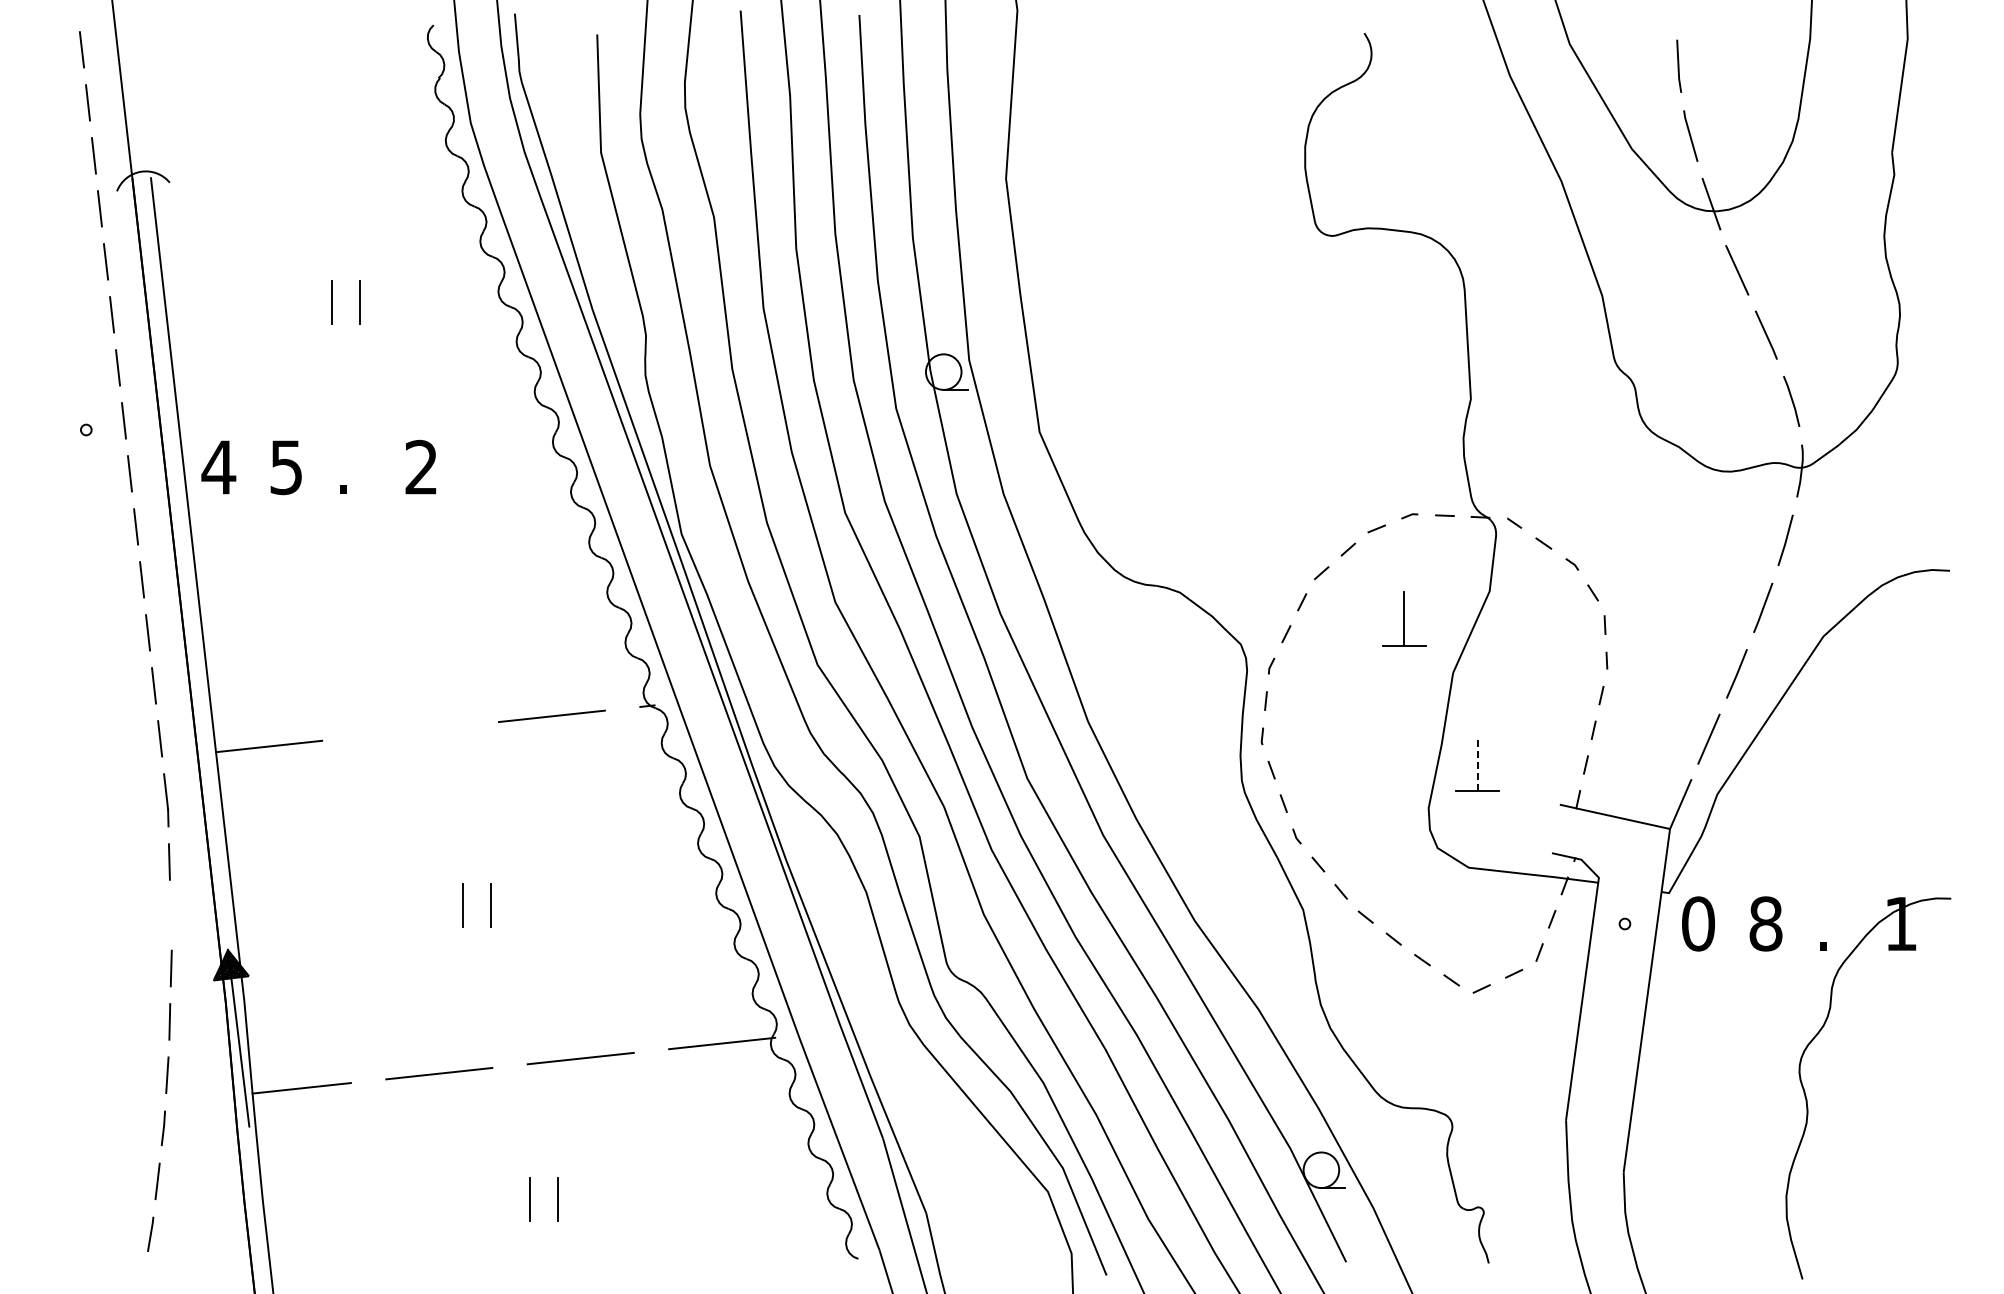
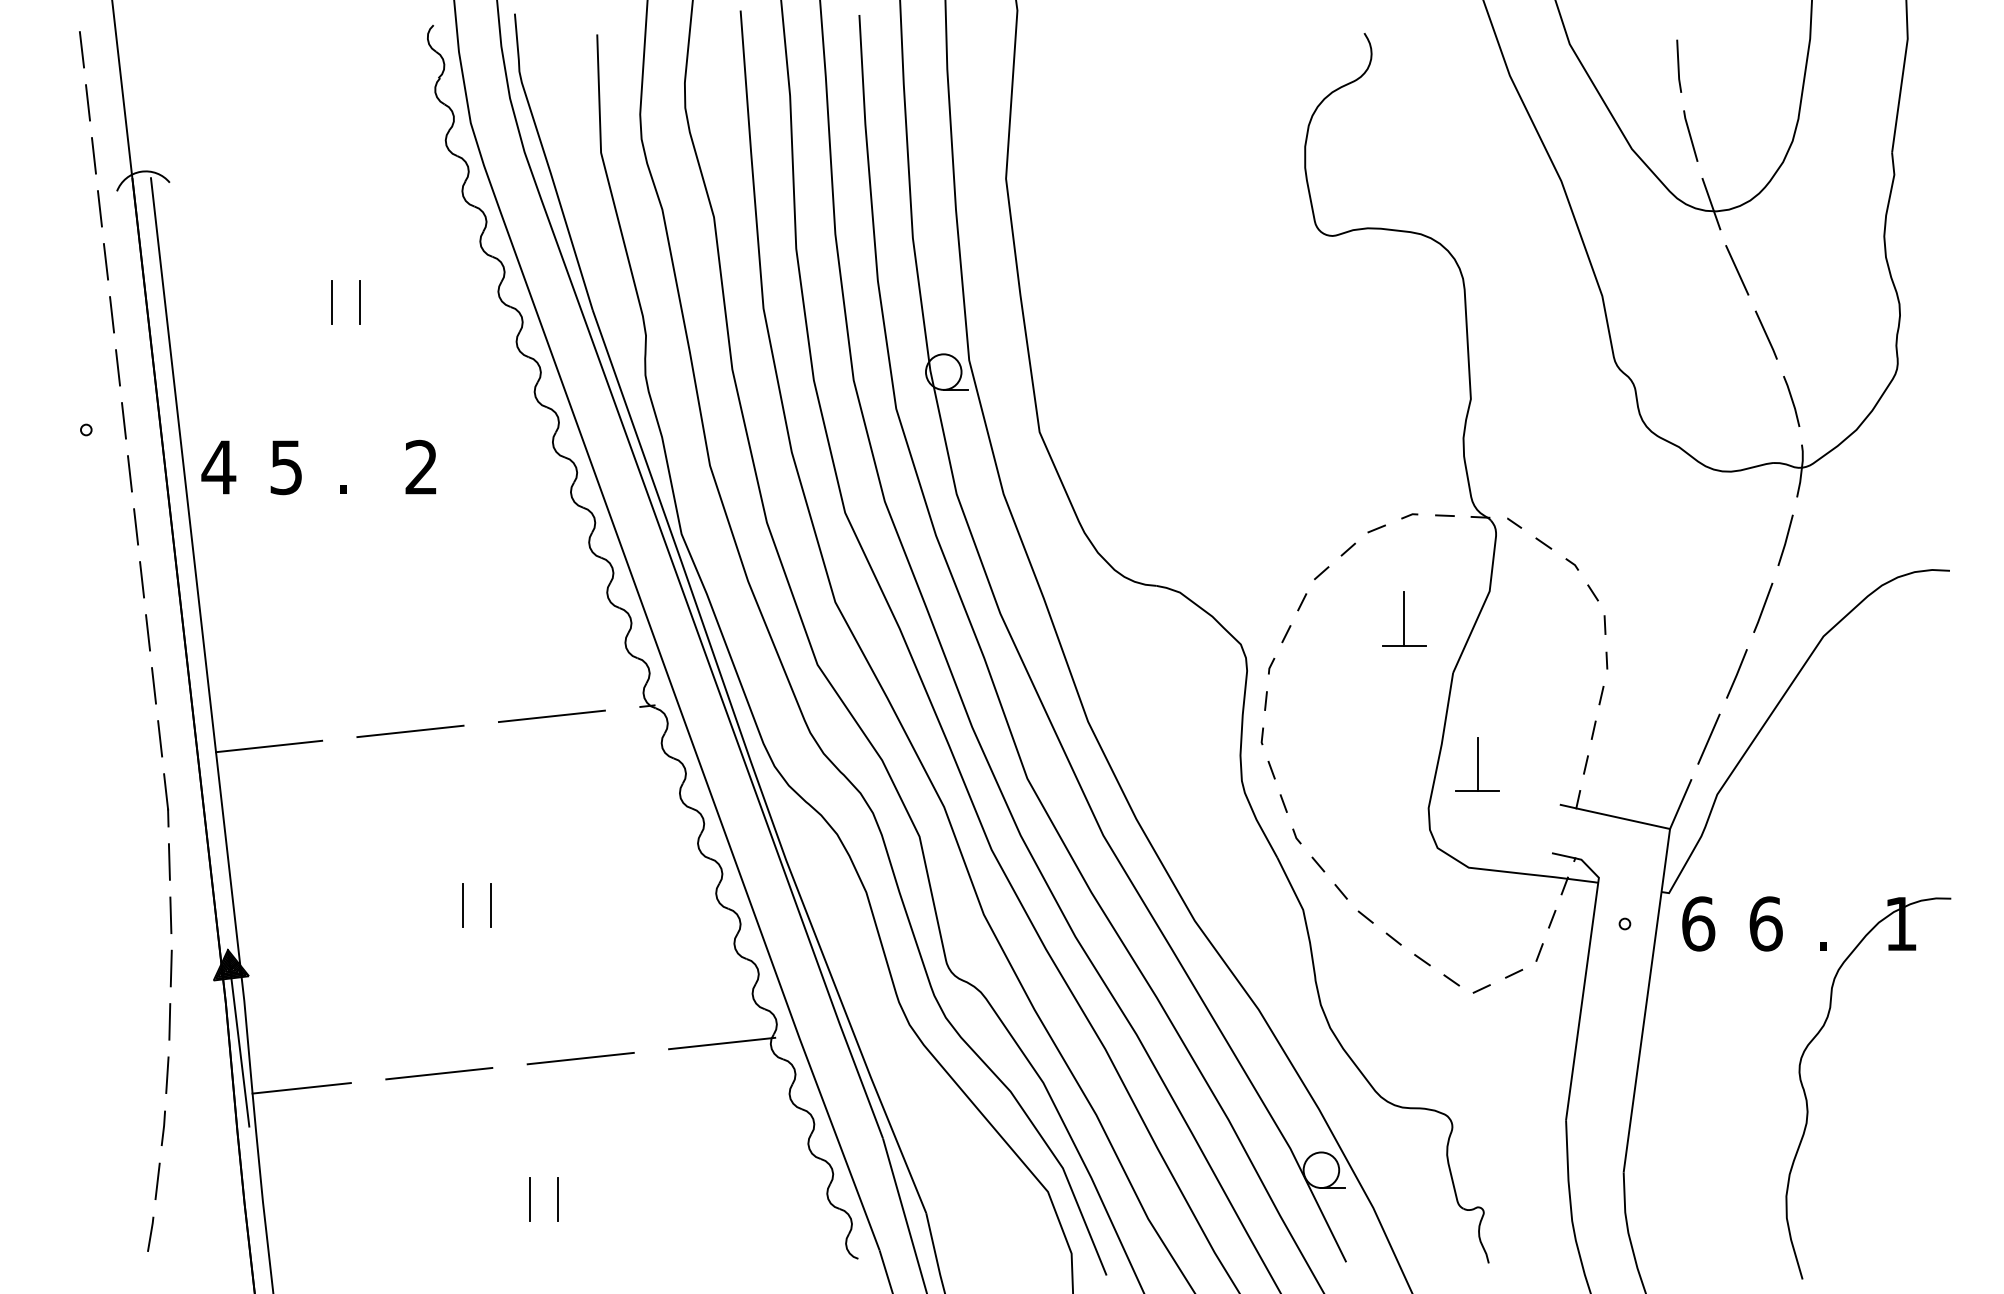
line: none -> present (410, 730)
line: dashed -> solid (1477, 764)
line: none -> present (170, 915)
text: 0 -> 6 (1698, 923)
text: 8 -> 6 (1765, 923)
